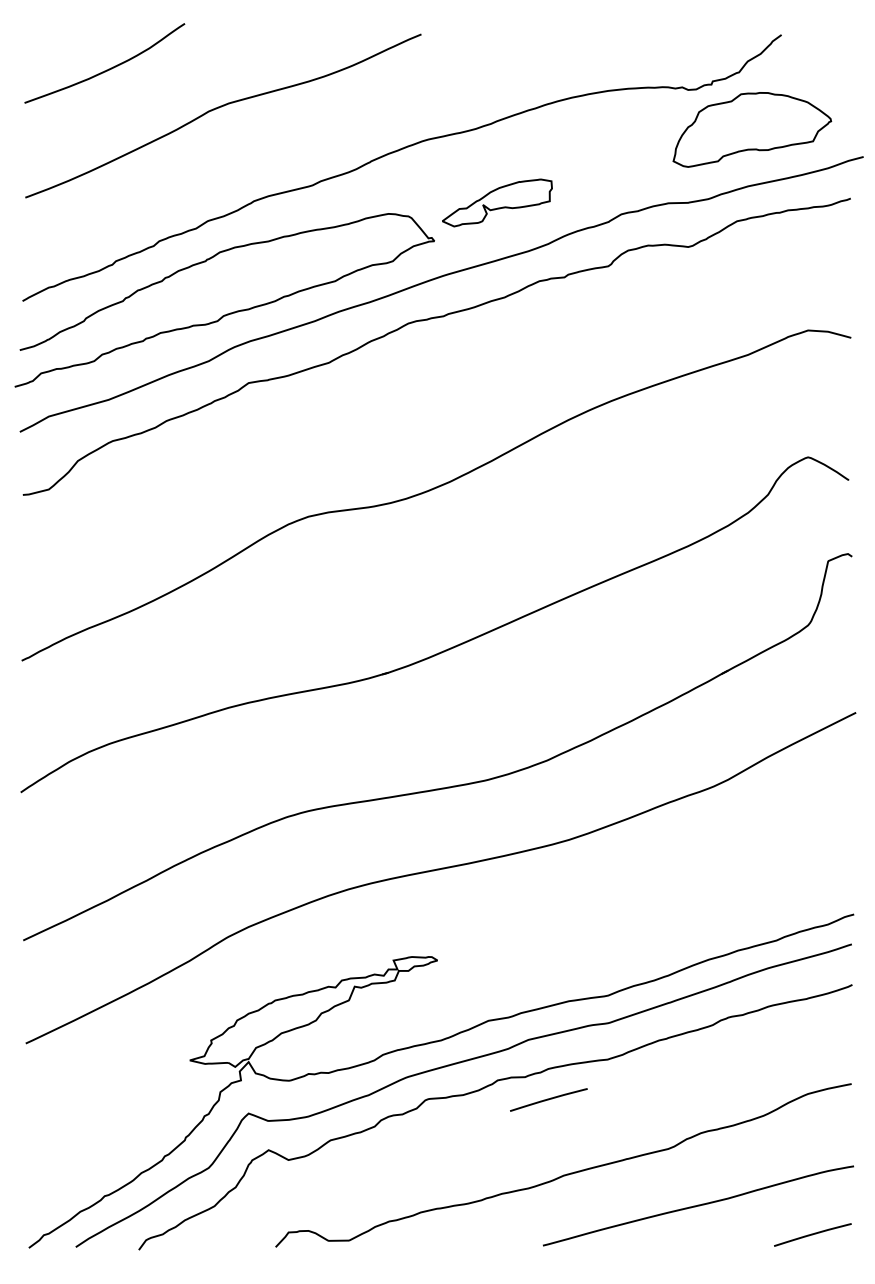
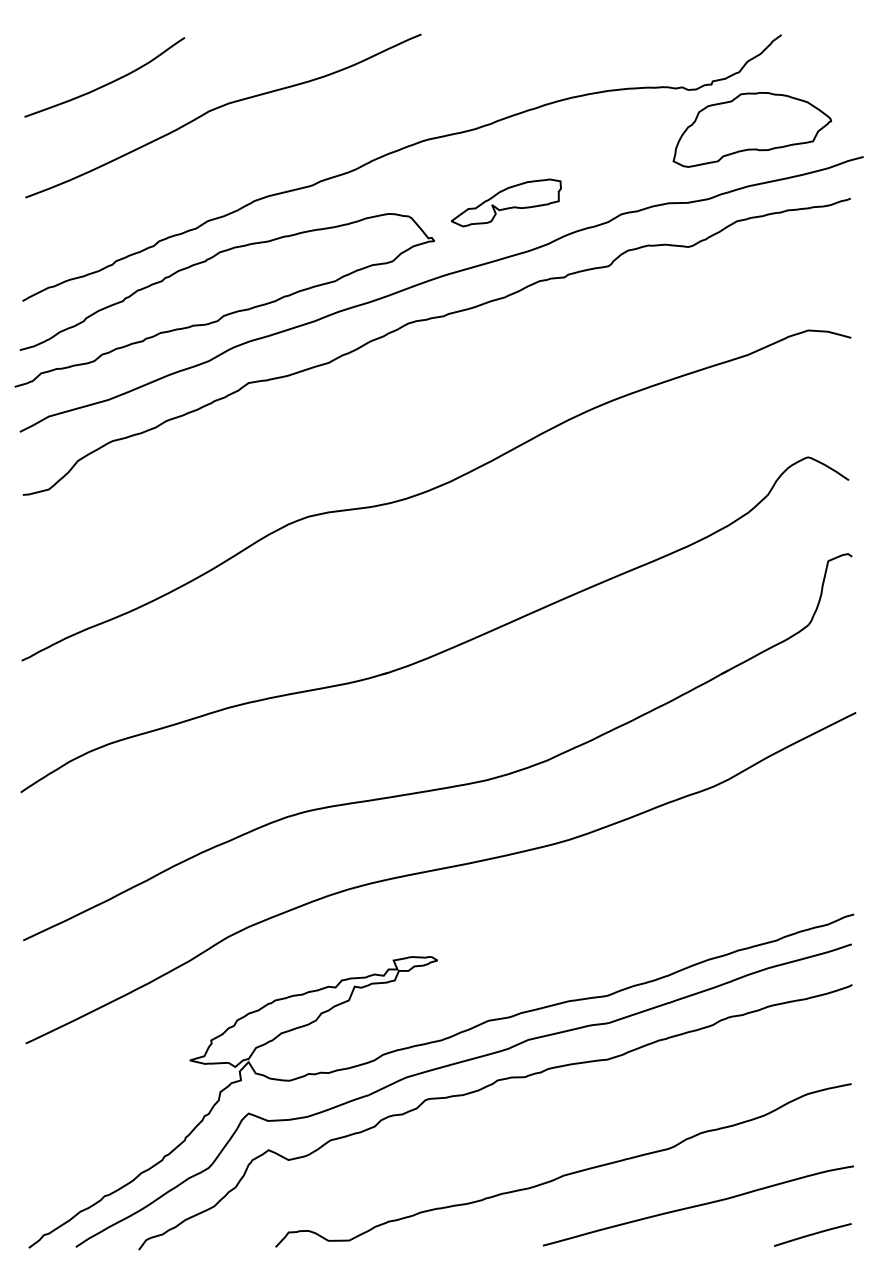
curve position: (106, 69) -> (106, 83) (106, 83)
part position: (497, 202) -> (506, 202) (506, 202)
line: present -> none (548, 1099)
